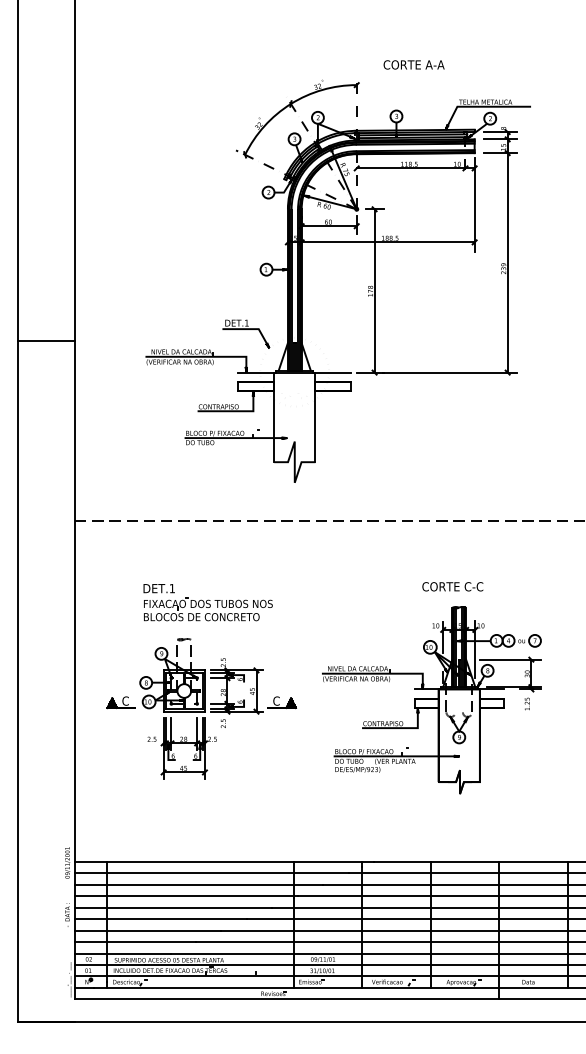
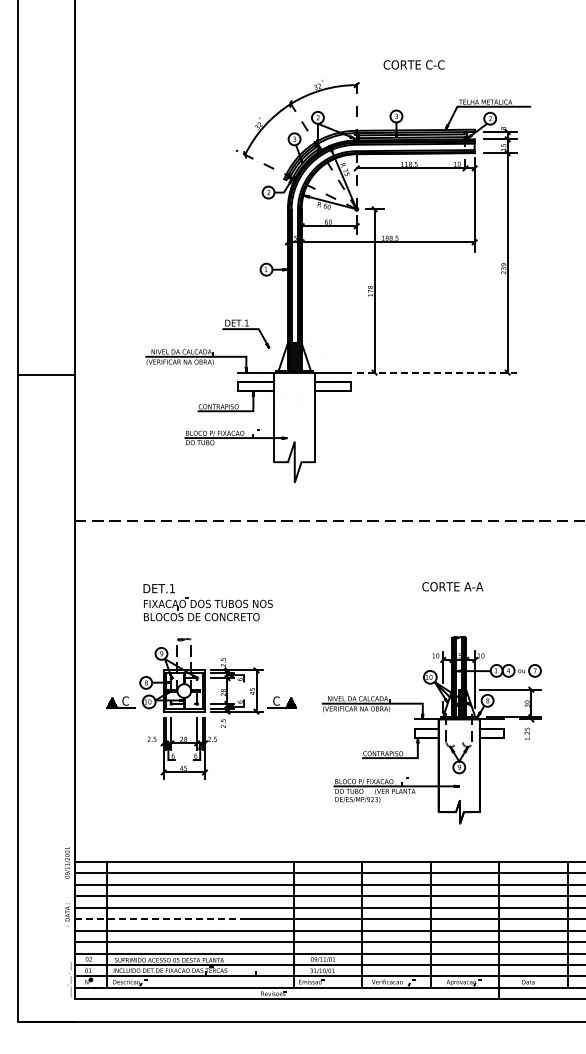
text: CORTE A-A -> CORTE C-C (434, 64)
line position: (45, 341) -> (45, 375) (45, 375)
line: solid -> dashed (437, 372)
text: CORTE C-C -> CORTE A-A (473, 586)
part position: (431, 700) -> (431, 730) (431, 730)
line: solid -> dashed (161, 919)
